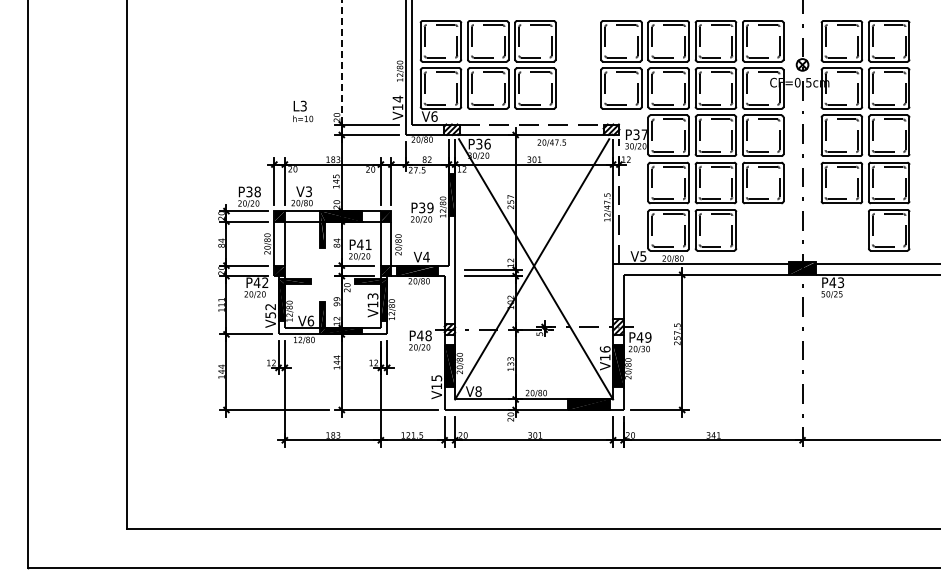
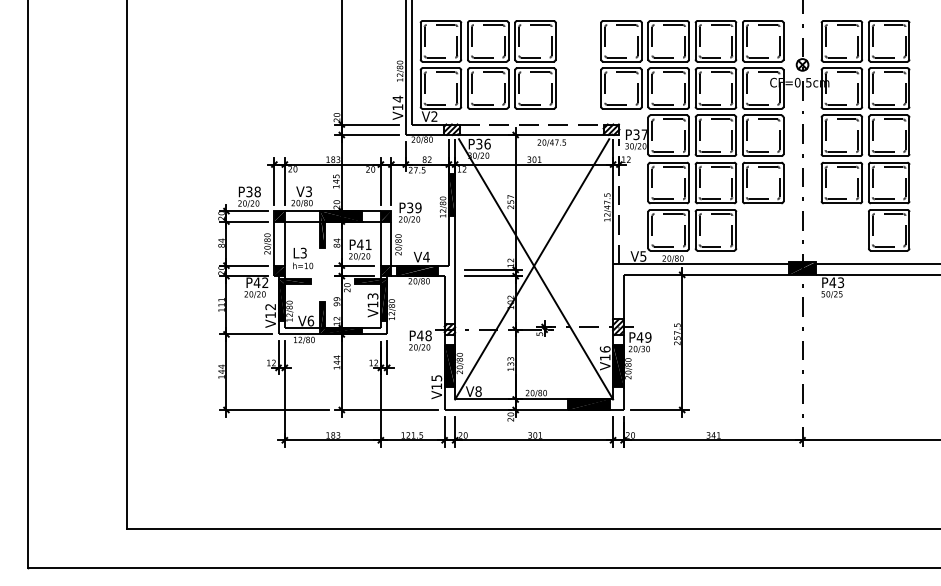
line: dashed -> solid (341, 67)
text position: (303, 111) -> (303, 258) (303, 258)
text: V6 -> V2 (434, 116)
text position: (422, 212) -> (410, 212) (410, 212)
text: V52 -> V12 (270, 315)
